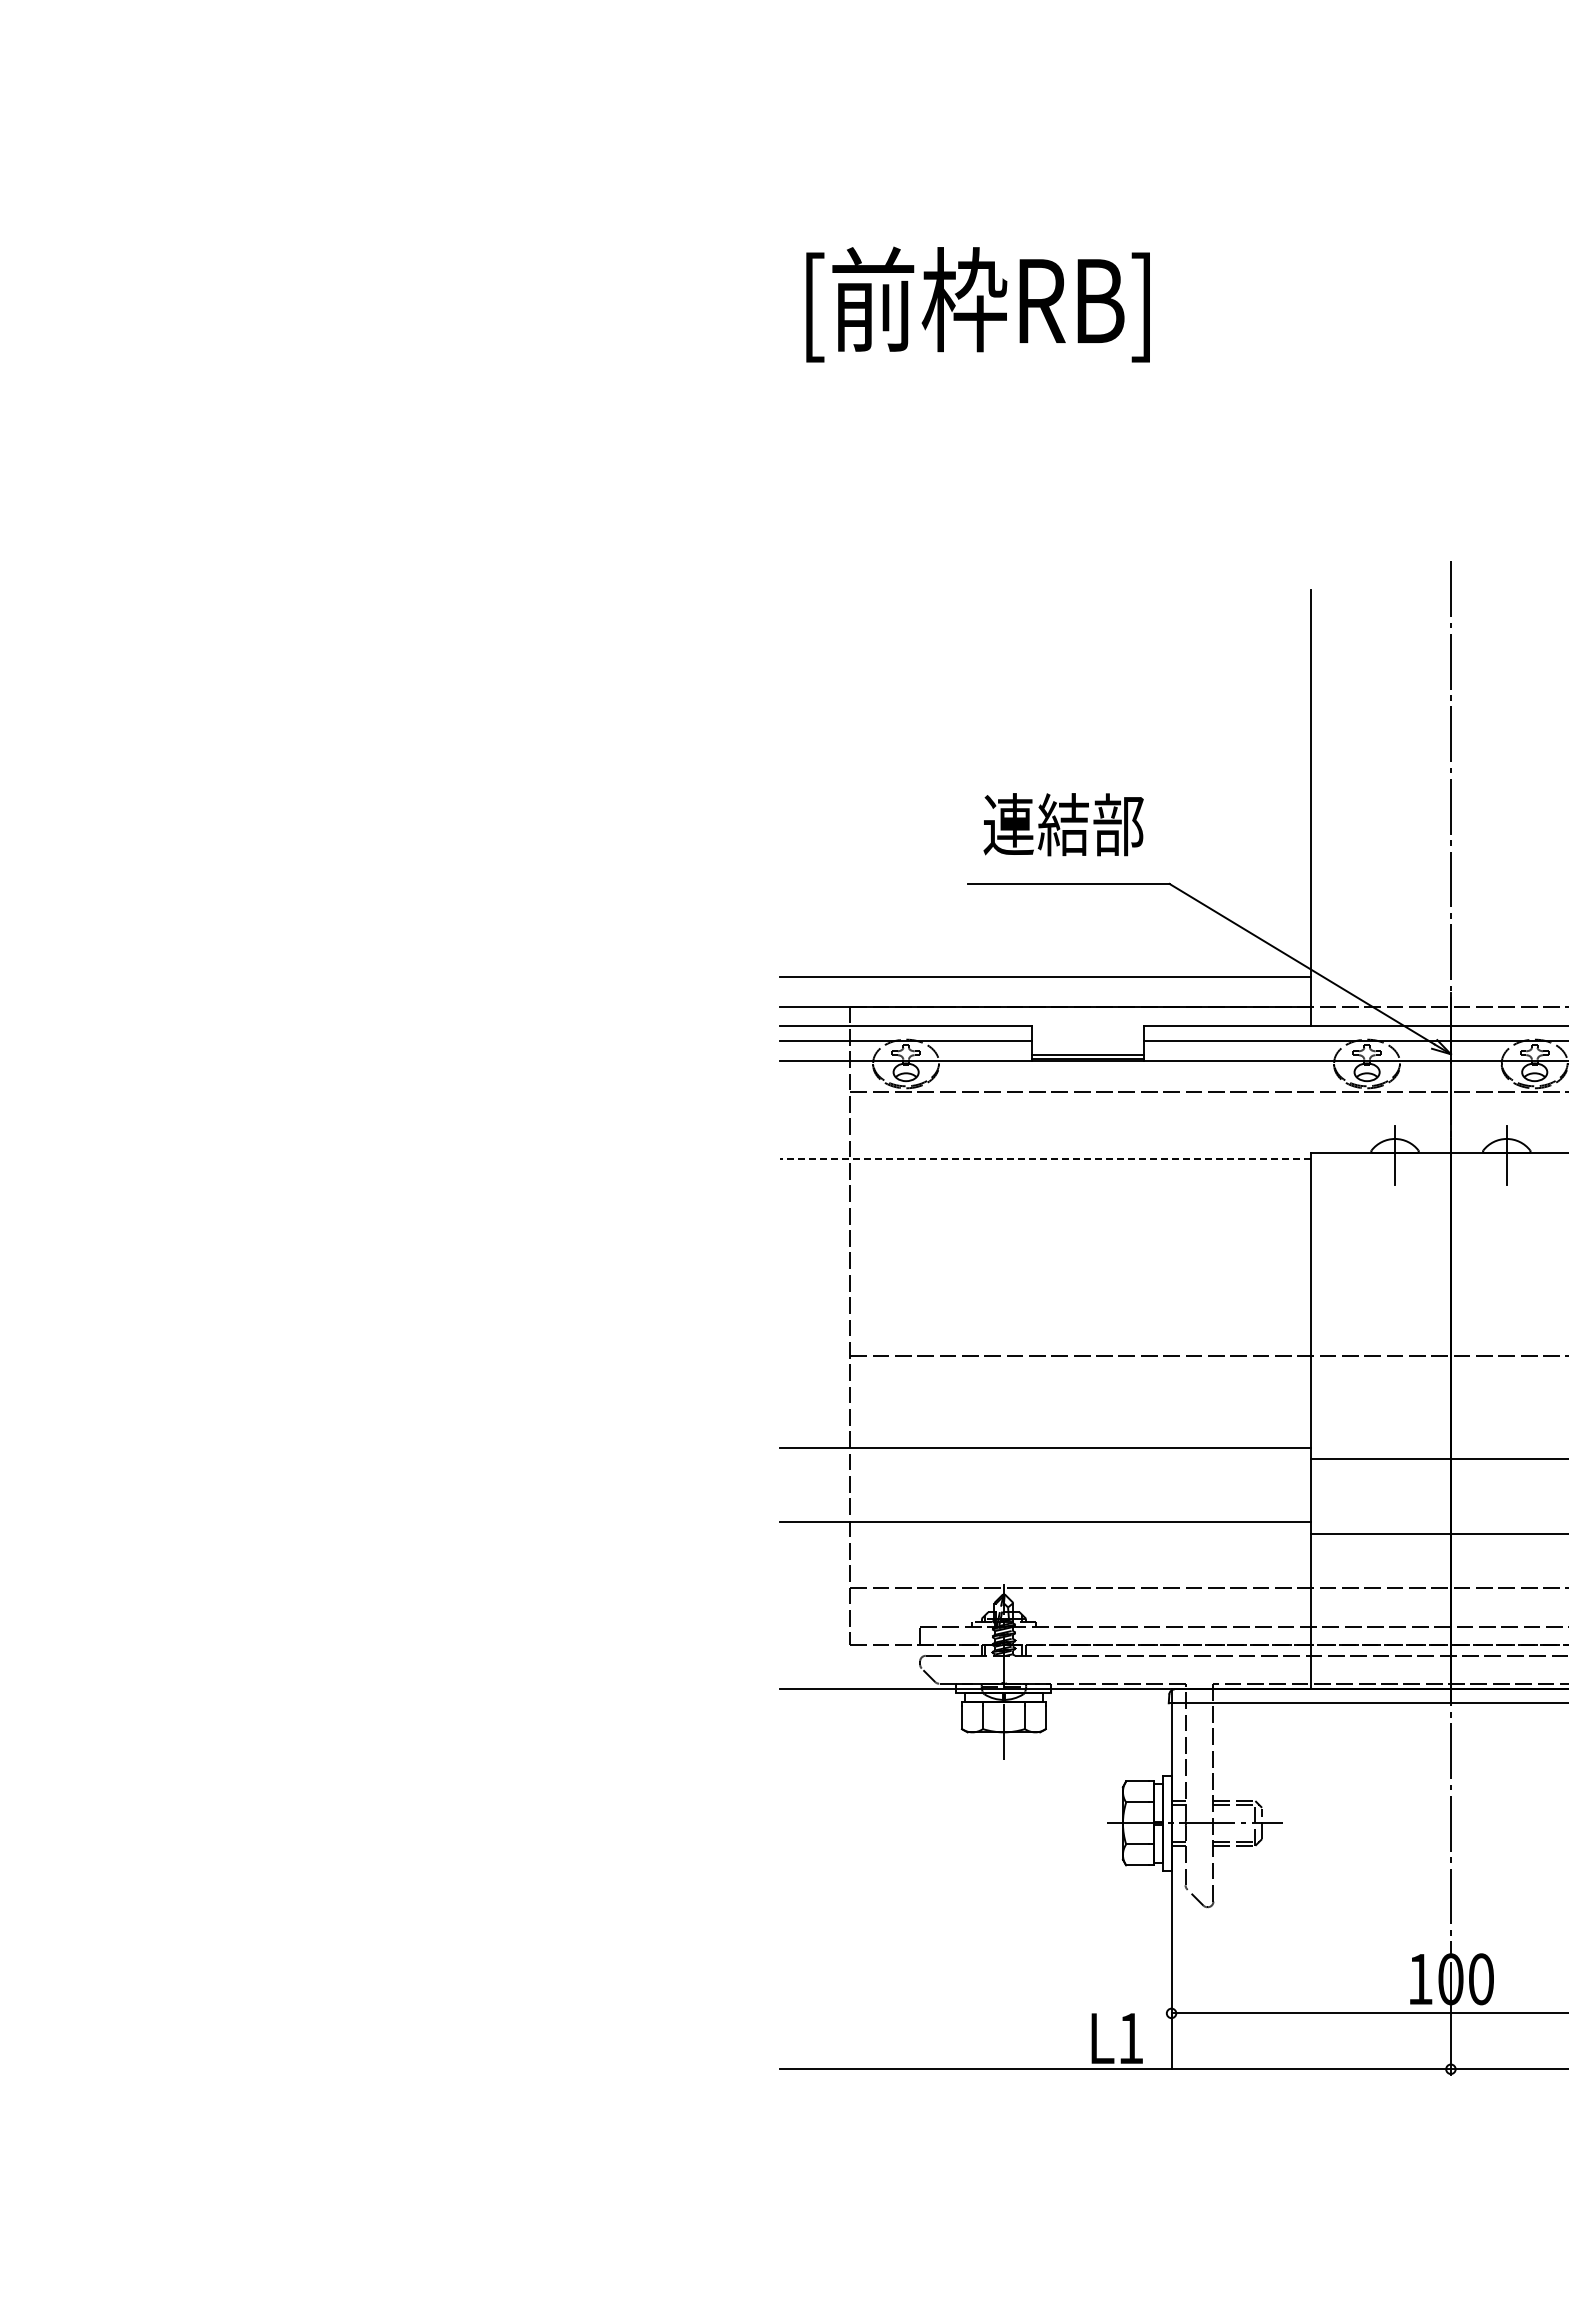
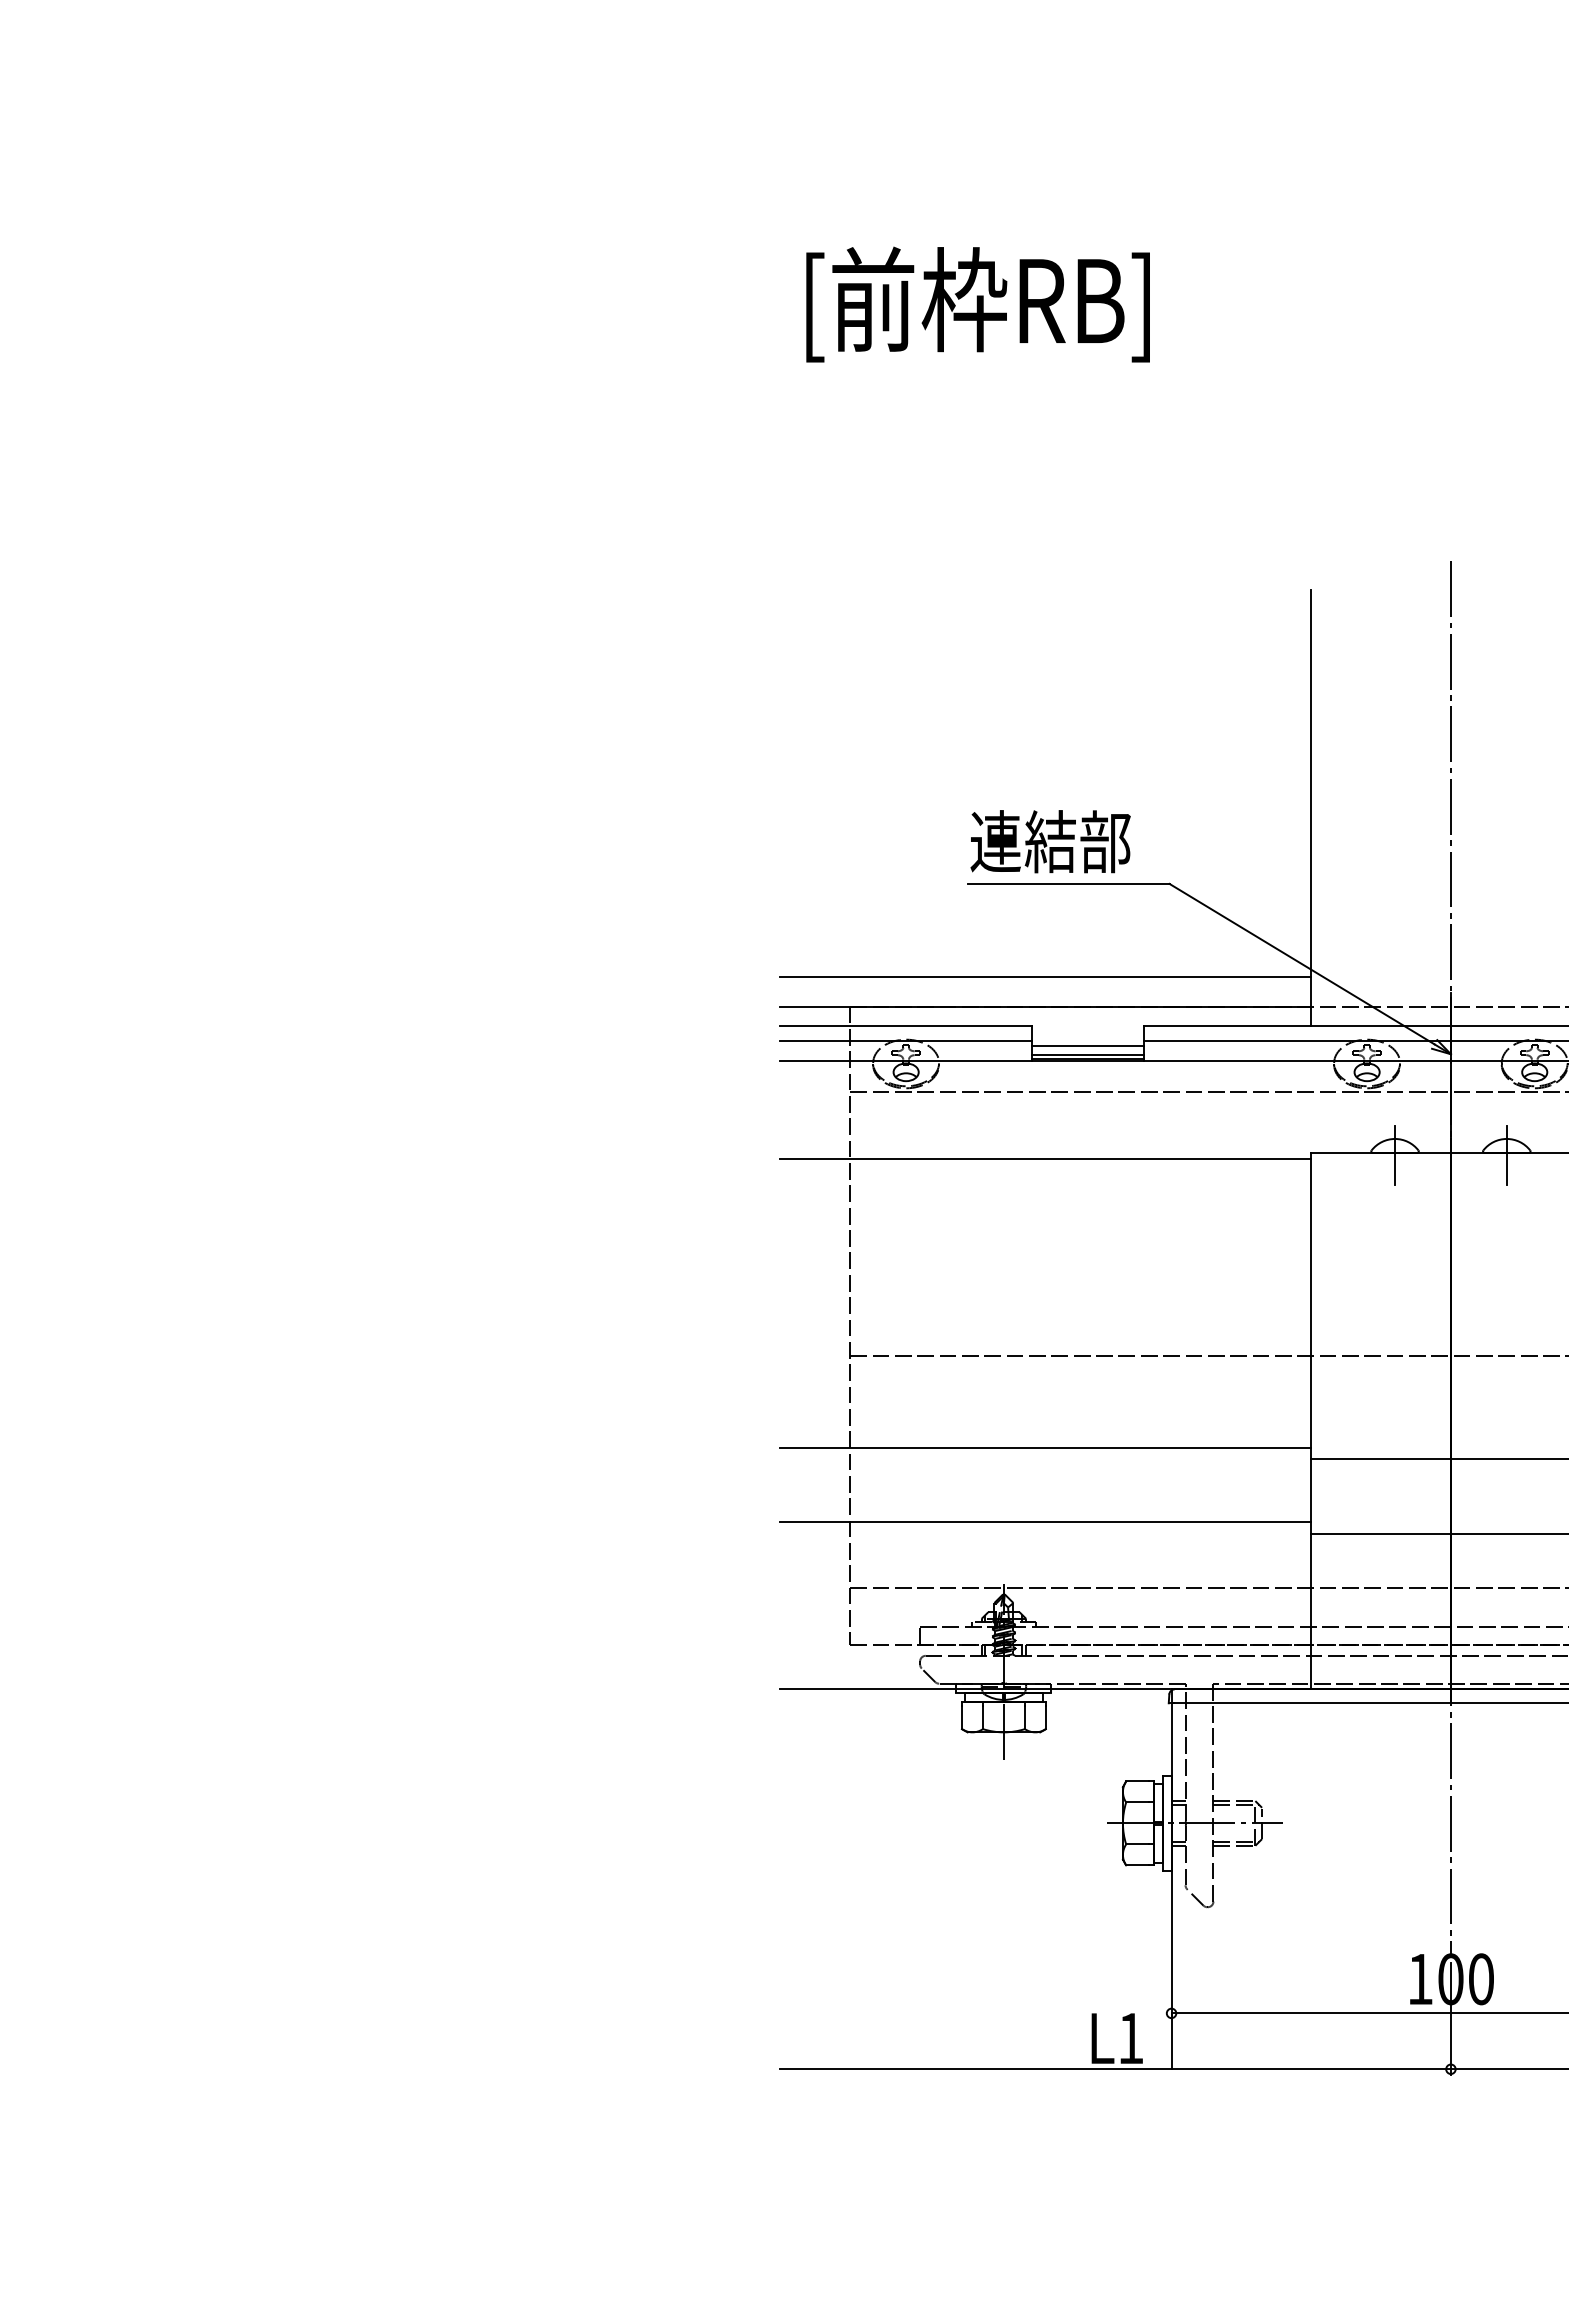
text position: (1063, 824) -> (1050, 841) (1050, 841)
line: none -> present (1087, 1045)
line: dashed -> solid (1045, 1158)
